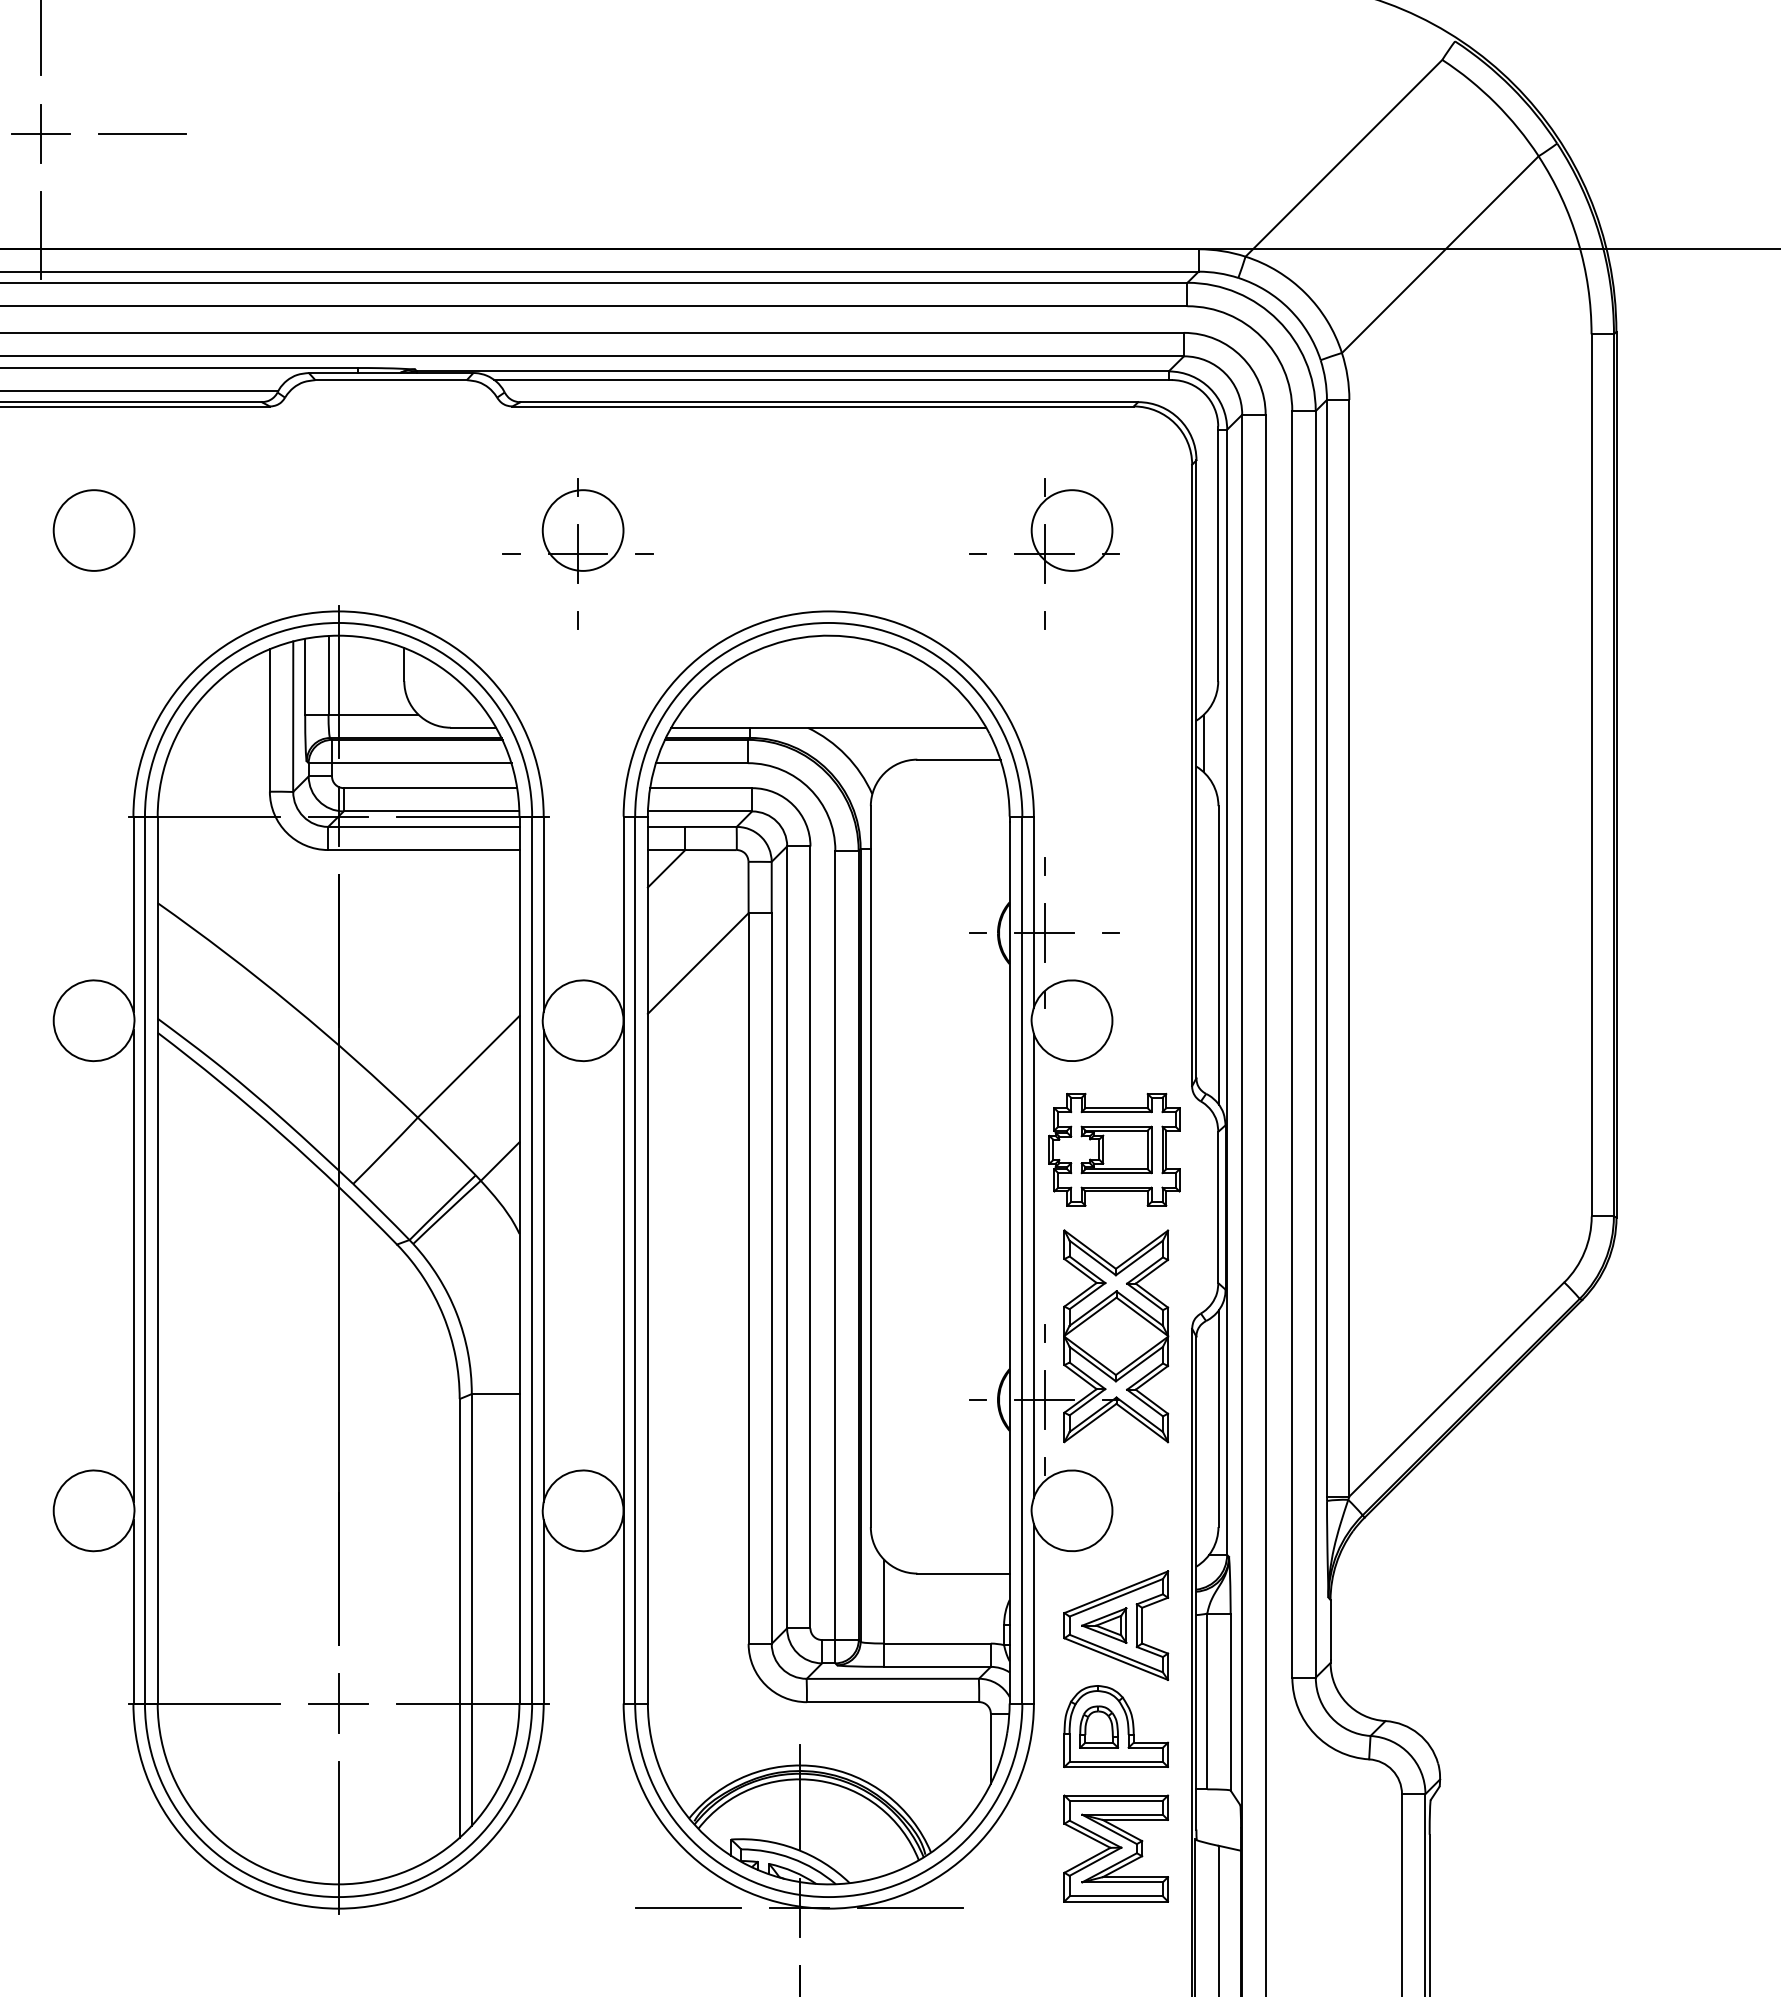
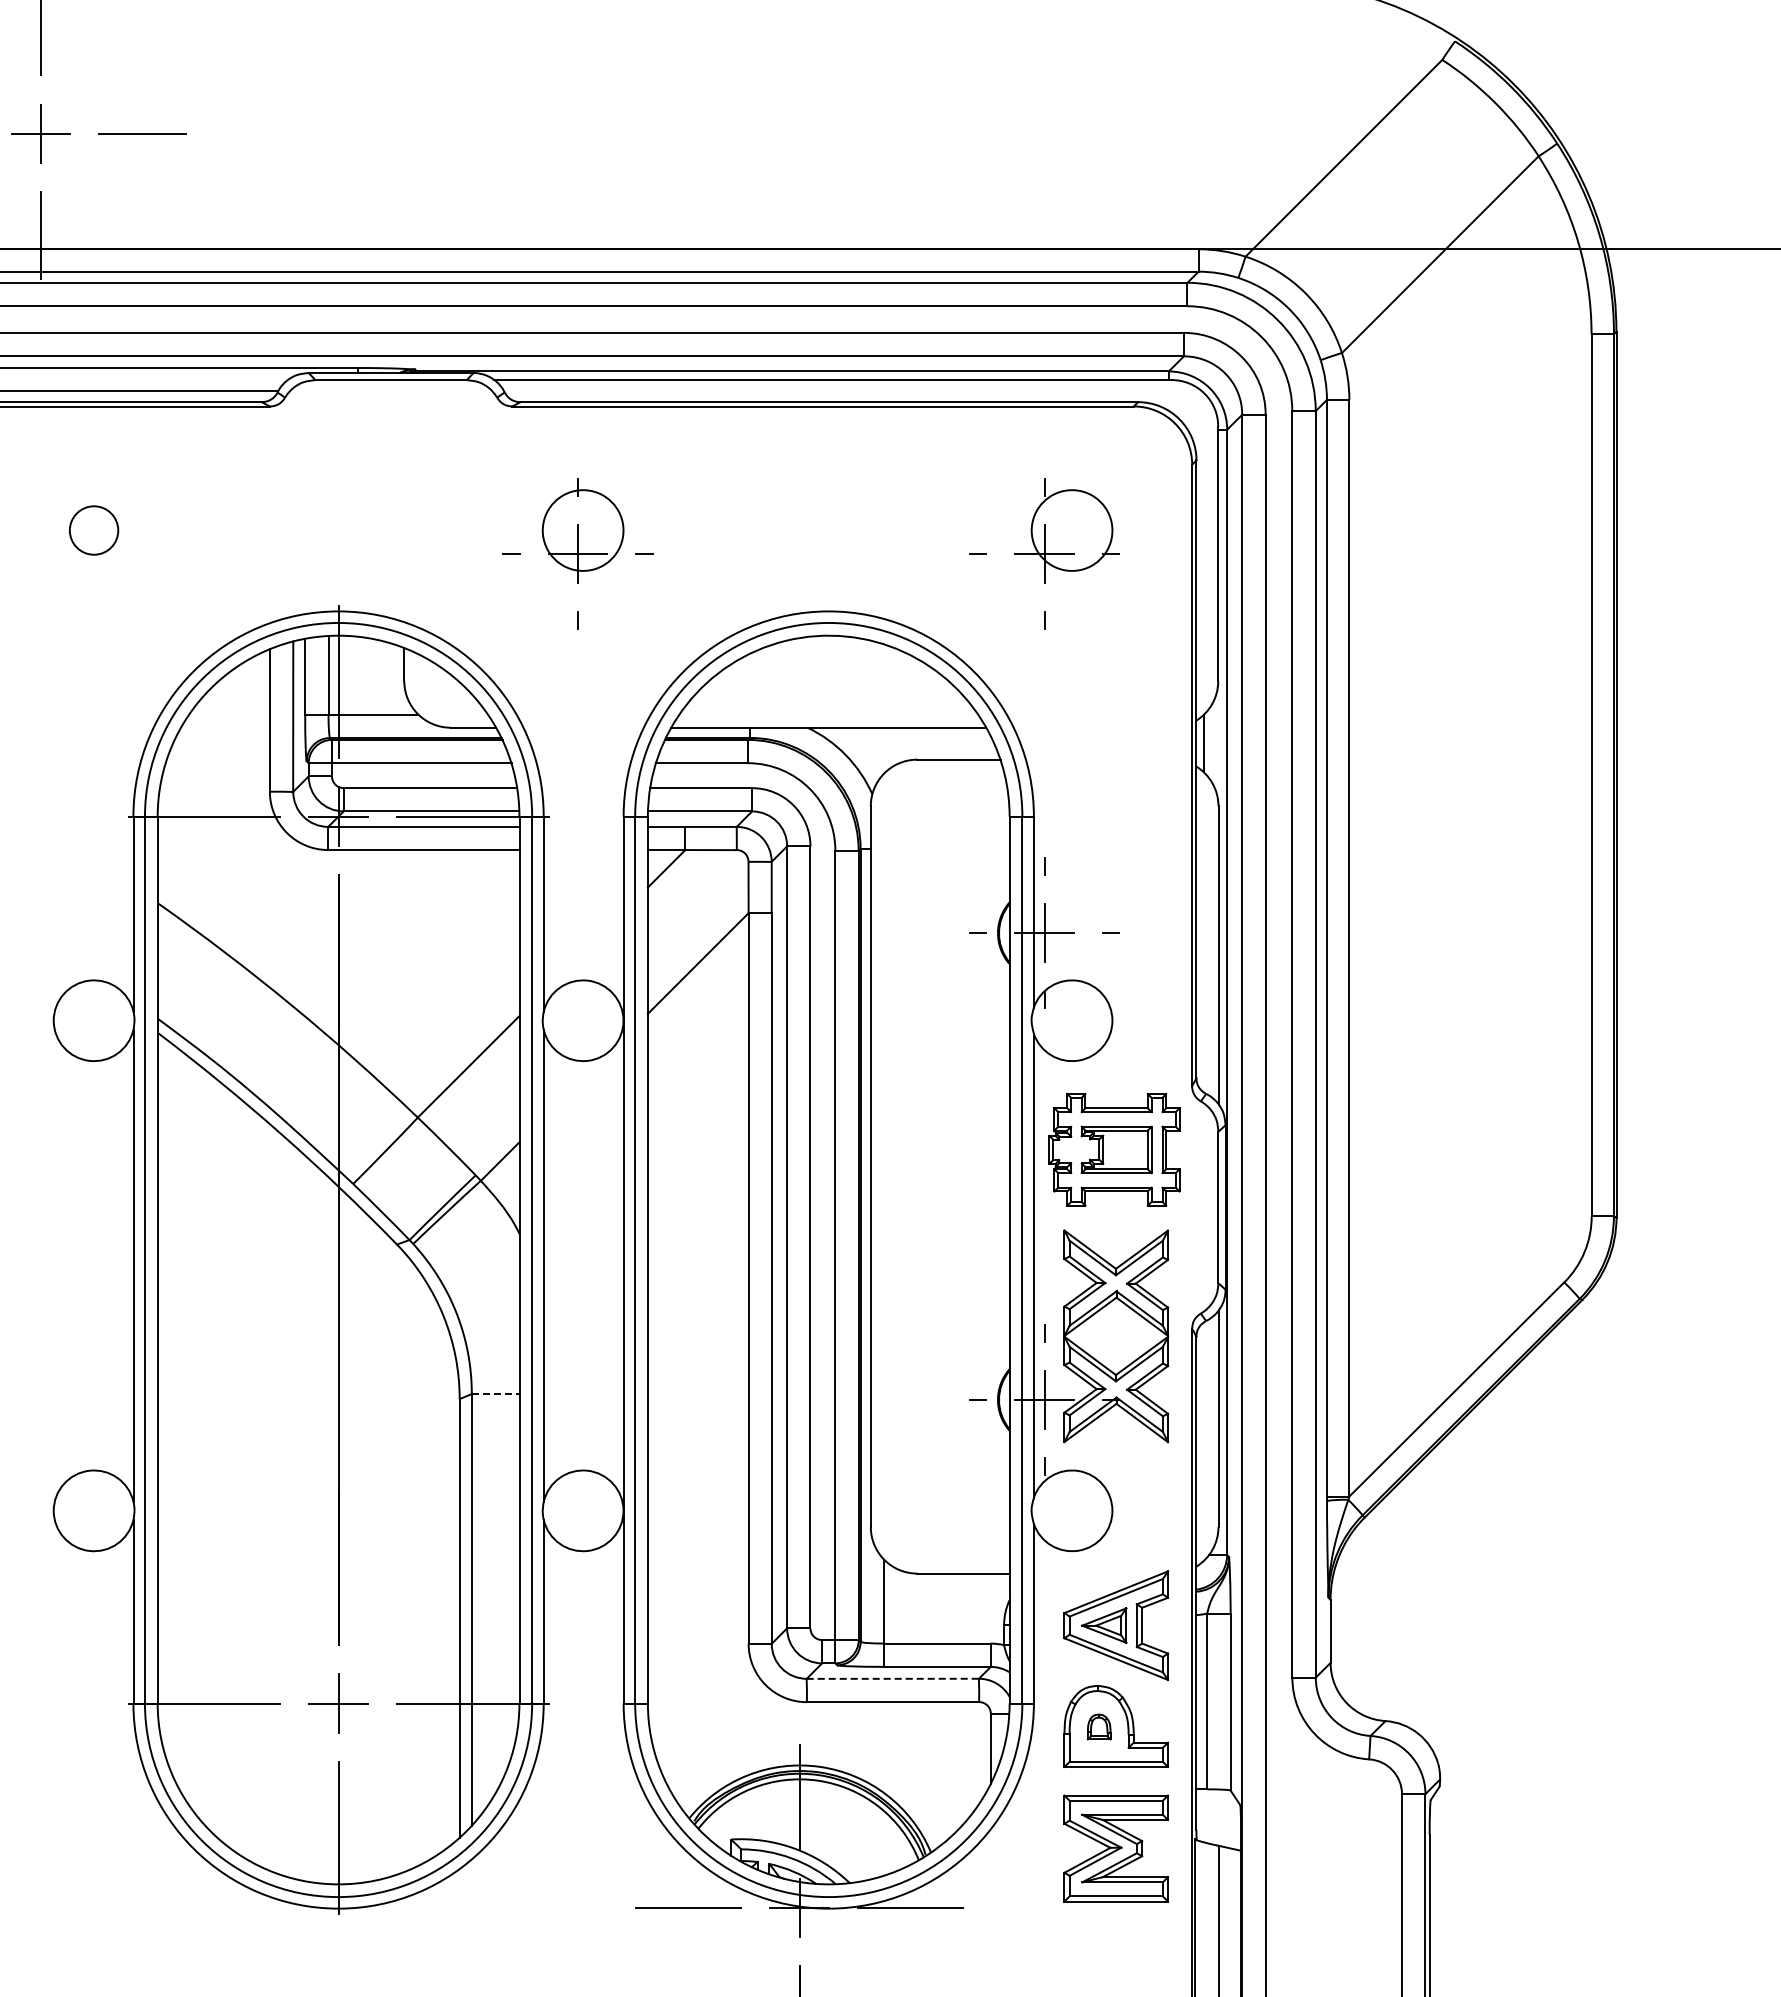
circle size: 84x83 px -> 51x51 px (94, 530)
line: solid -> dashed (495, 1394)
line: solid -> dashed (893, 1678)
part size: 41x44 px -> 26x28 px (1098, 1726)
